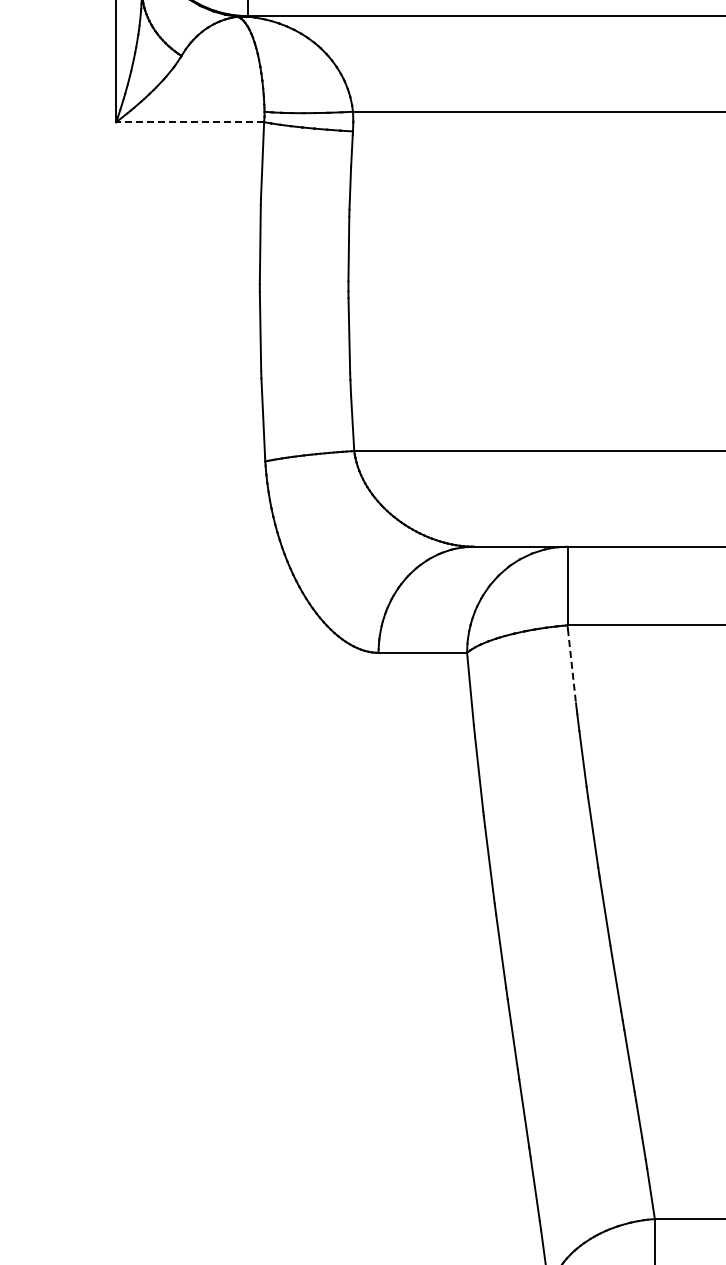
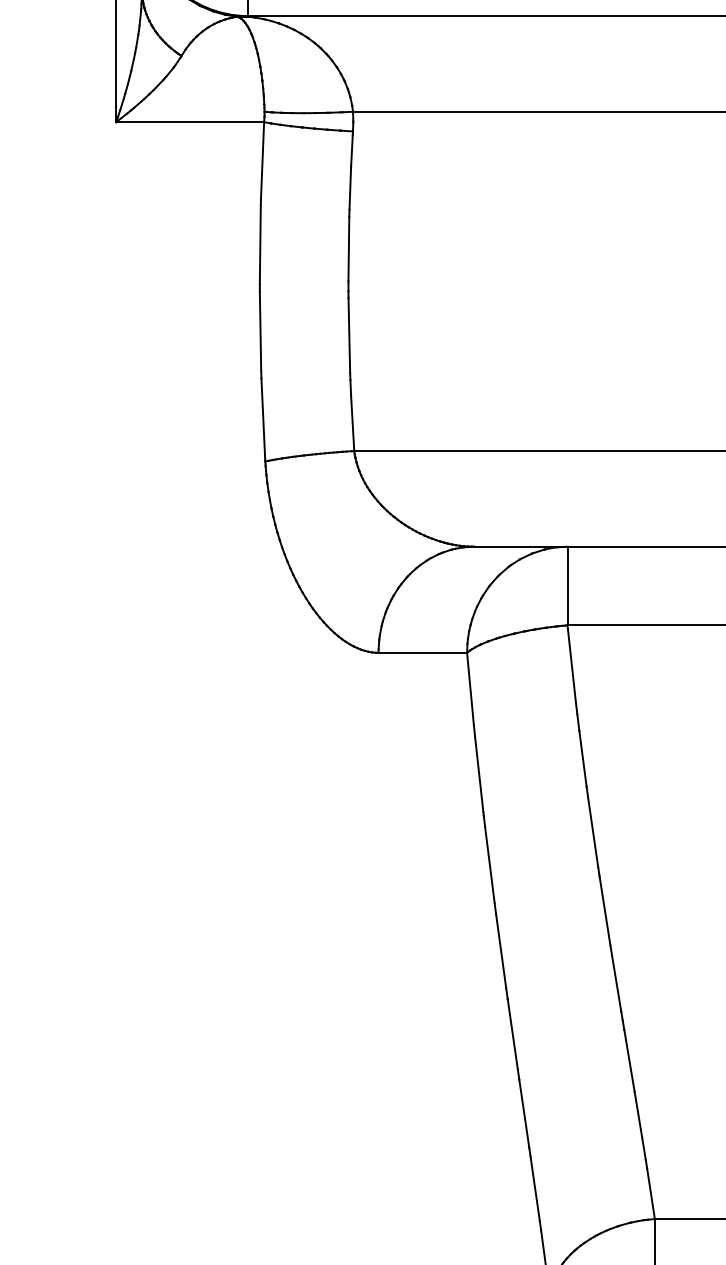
line: dashed -> solid (190, 122)
line: dashed -> solid (572, 666)
